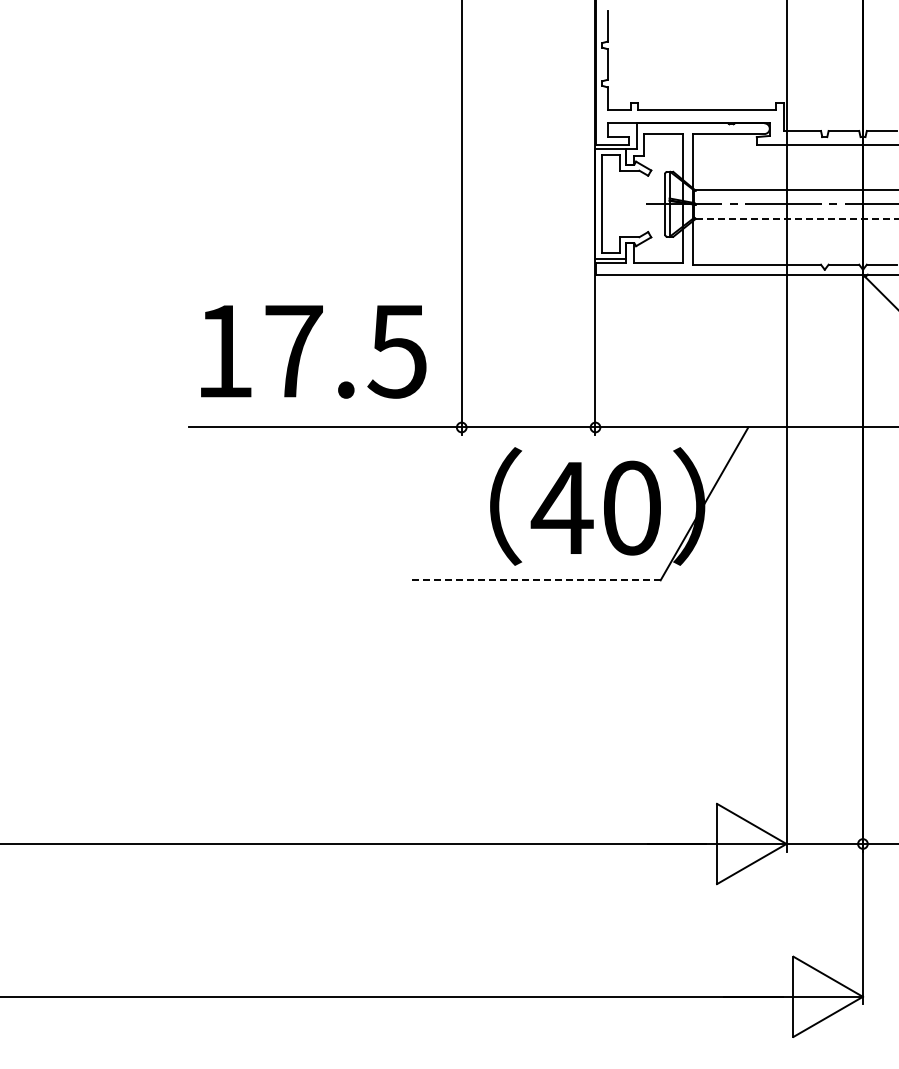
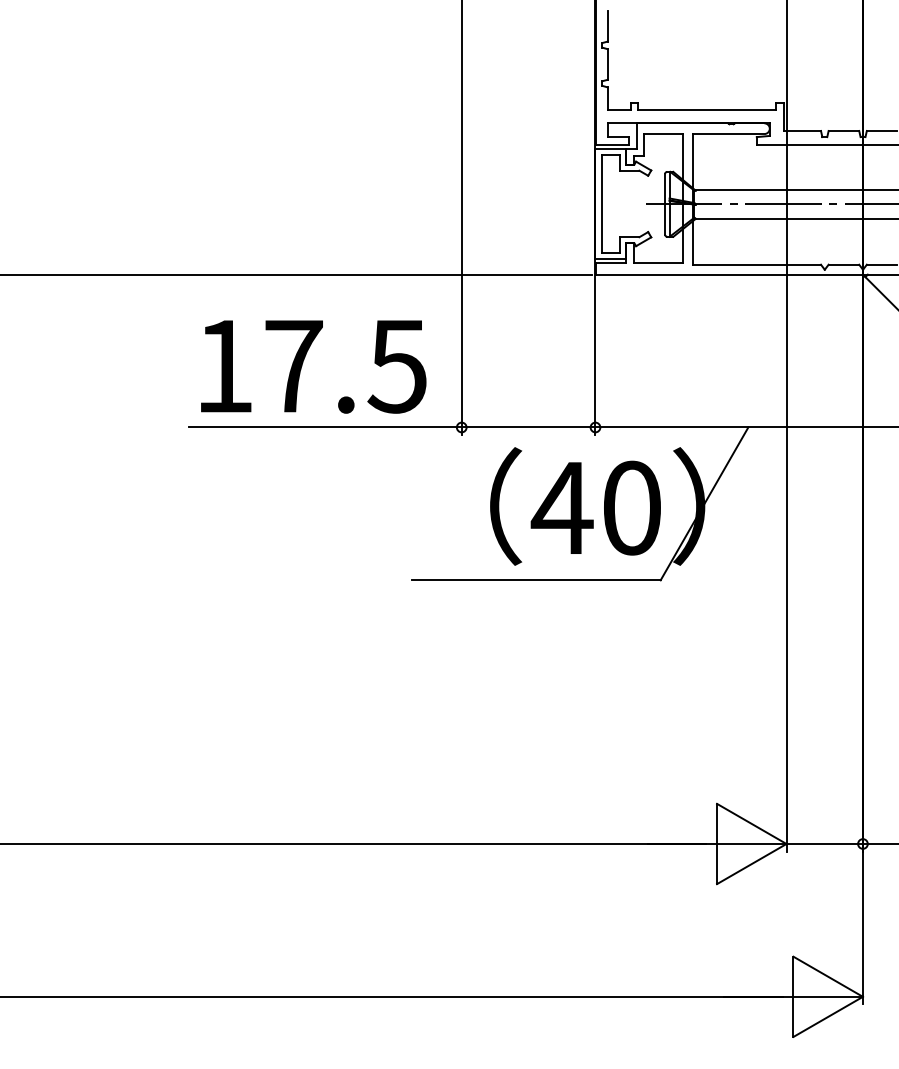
line: dashed -> solid (797, 218)
line: none -> present (296, 274)
text position: (313, 351) -> (313, 366) (313, 366)
line: dashed -> solid (535, 580)
